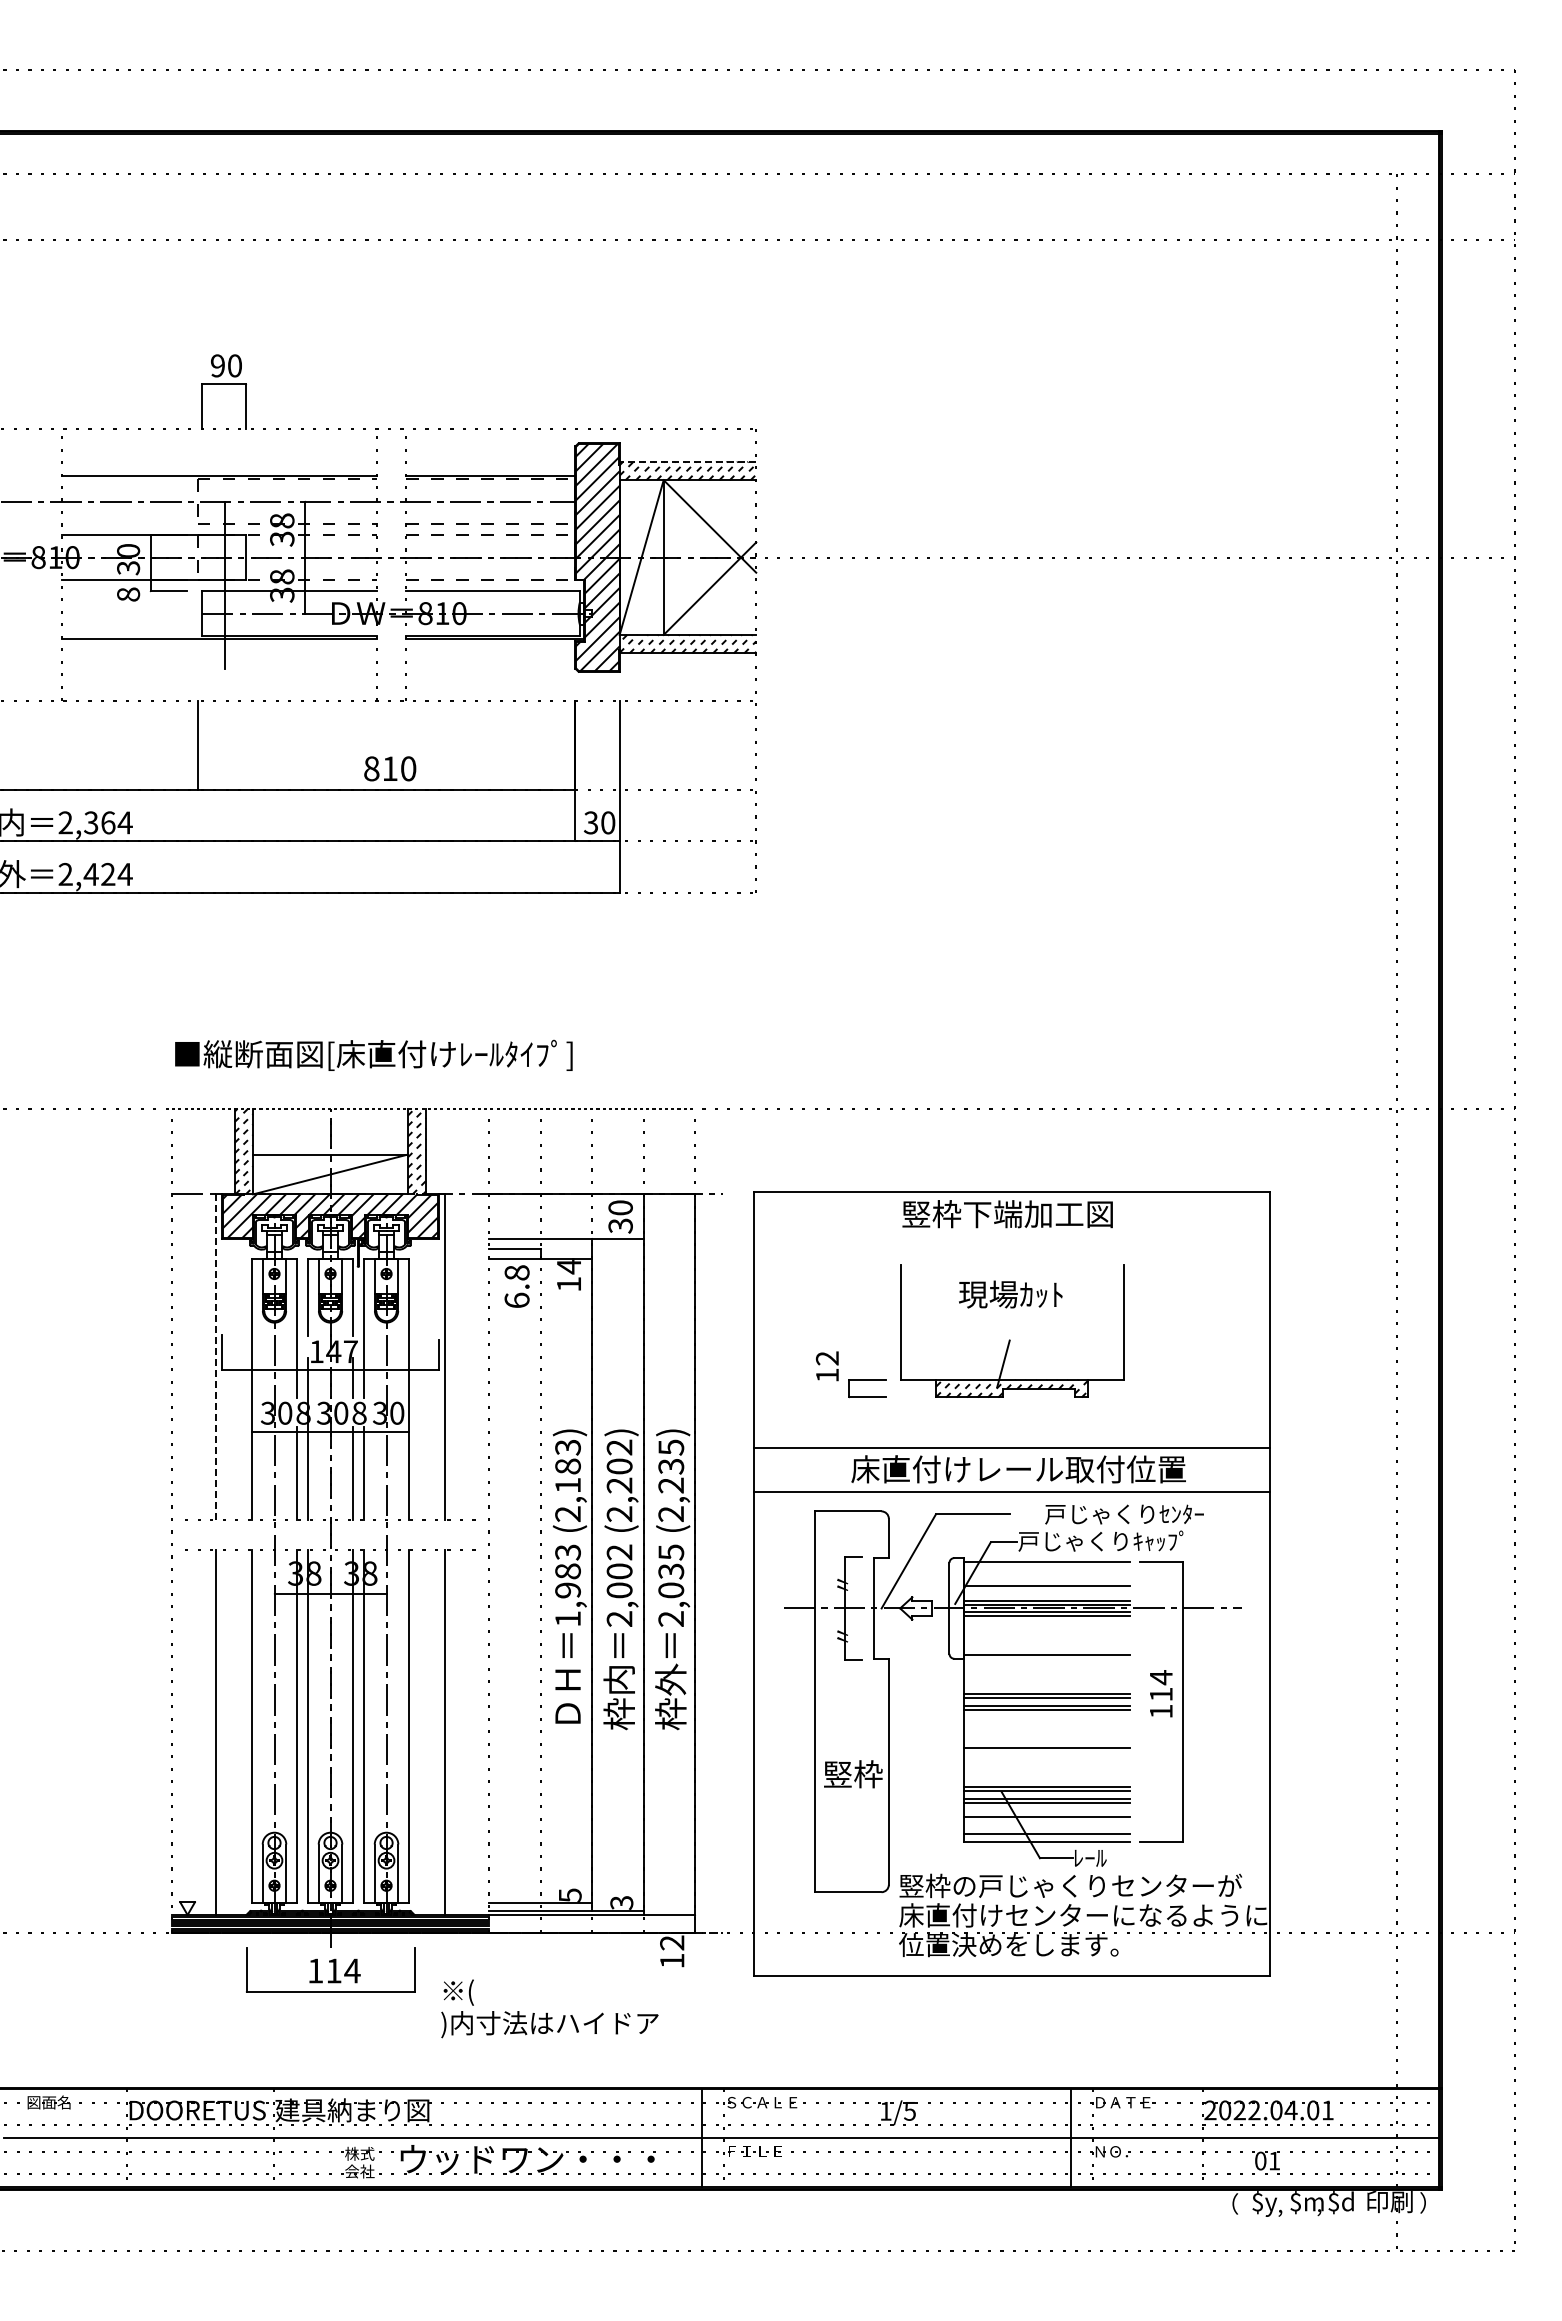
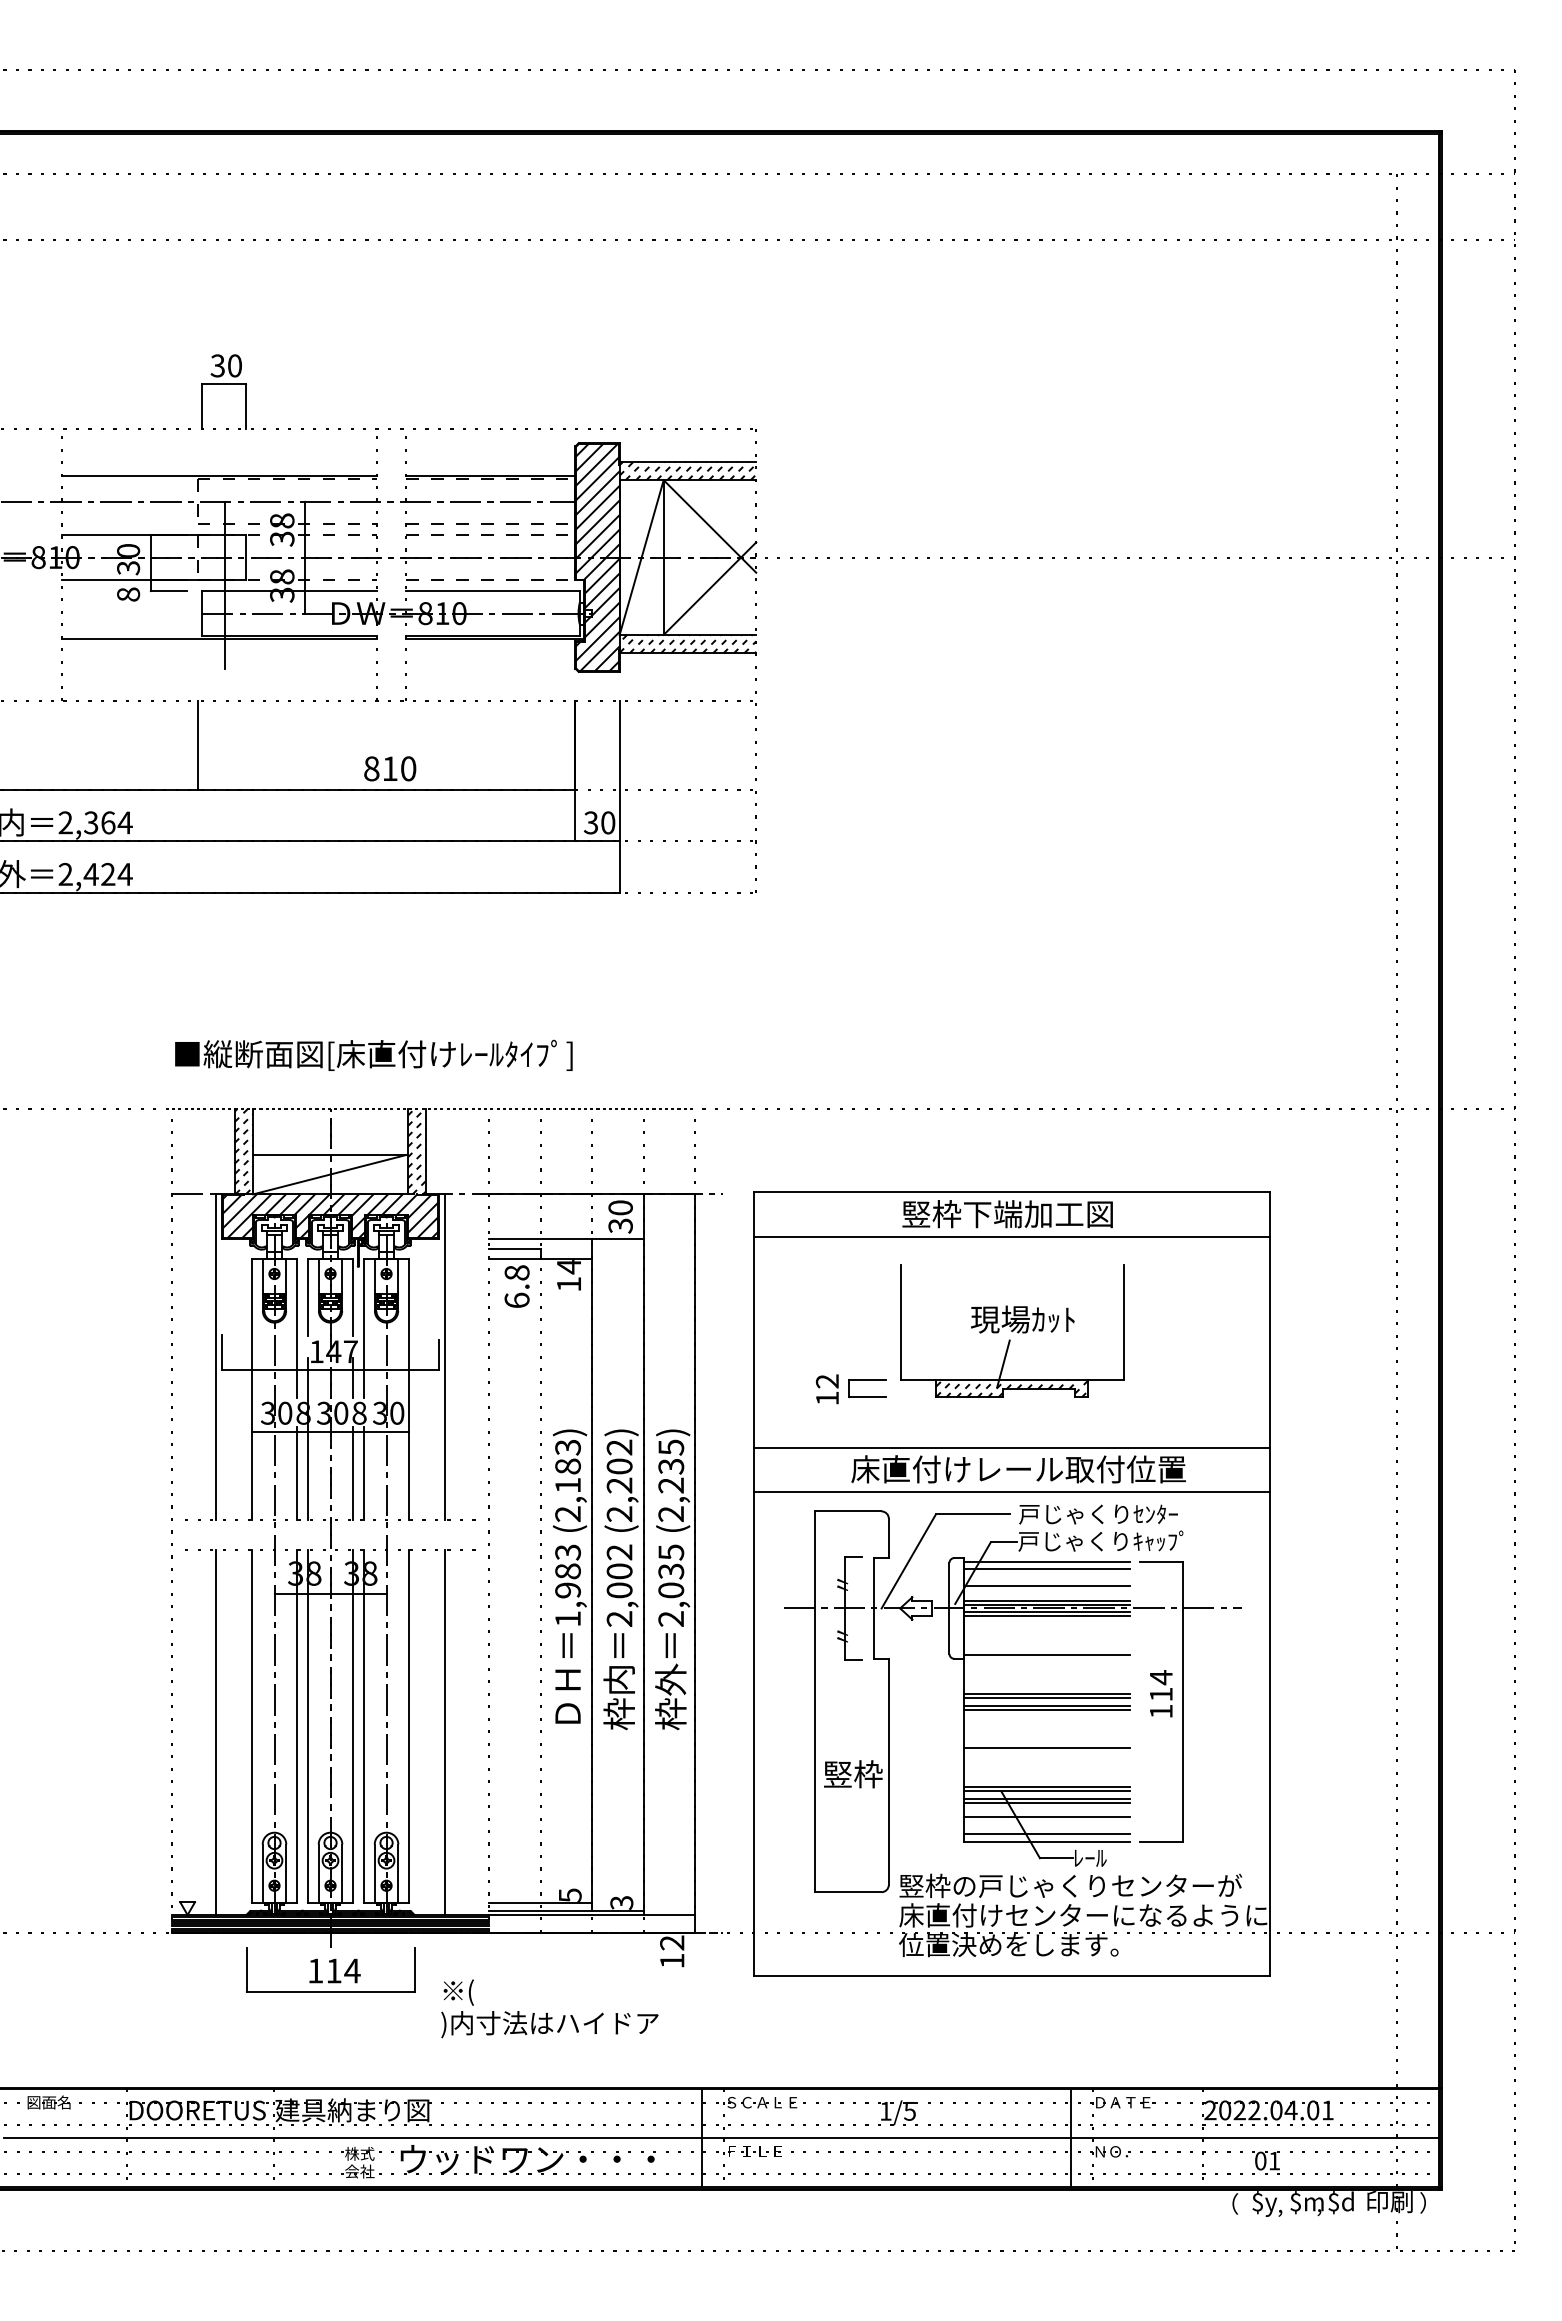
text: 90 -> 30 (217, 365)
line: dashed -> solid (687, 461)
line: none -> present (1012, 1236)
text position: (1010, 1294) -> (1022, 1319) (1022, 1319)
line: dashed -> solid (216, 1357)
text position: (827, 1366) -> (827, 1389) (827, 1389)
text position: (1124, 1514) -> (1098, 1514) (1098, 1514)
line: none -> present (1046, 1569)
